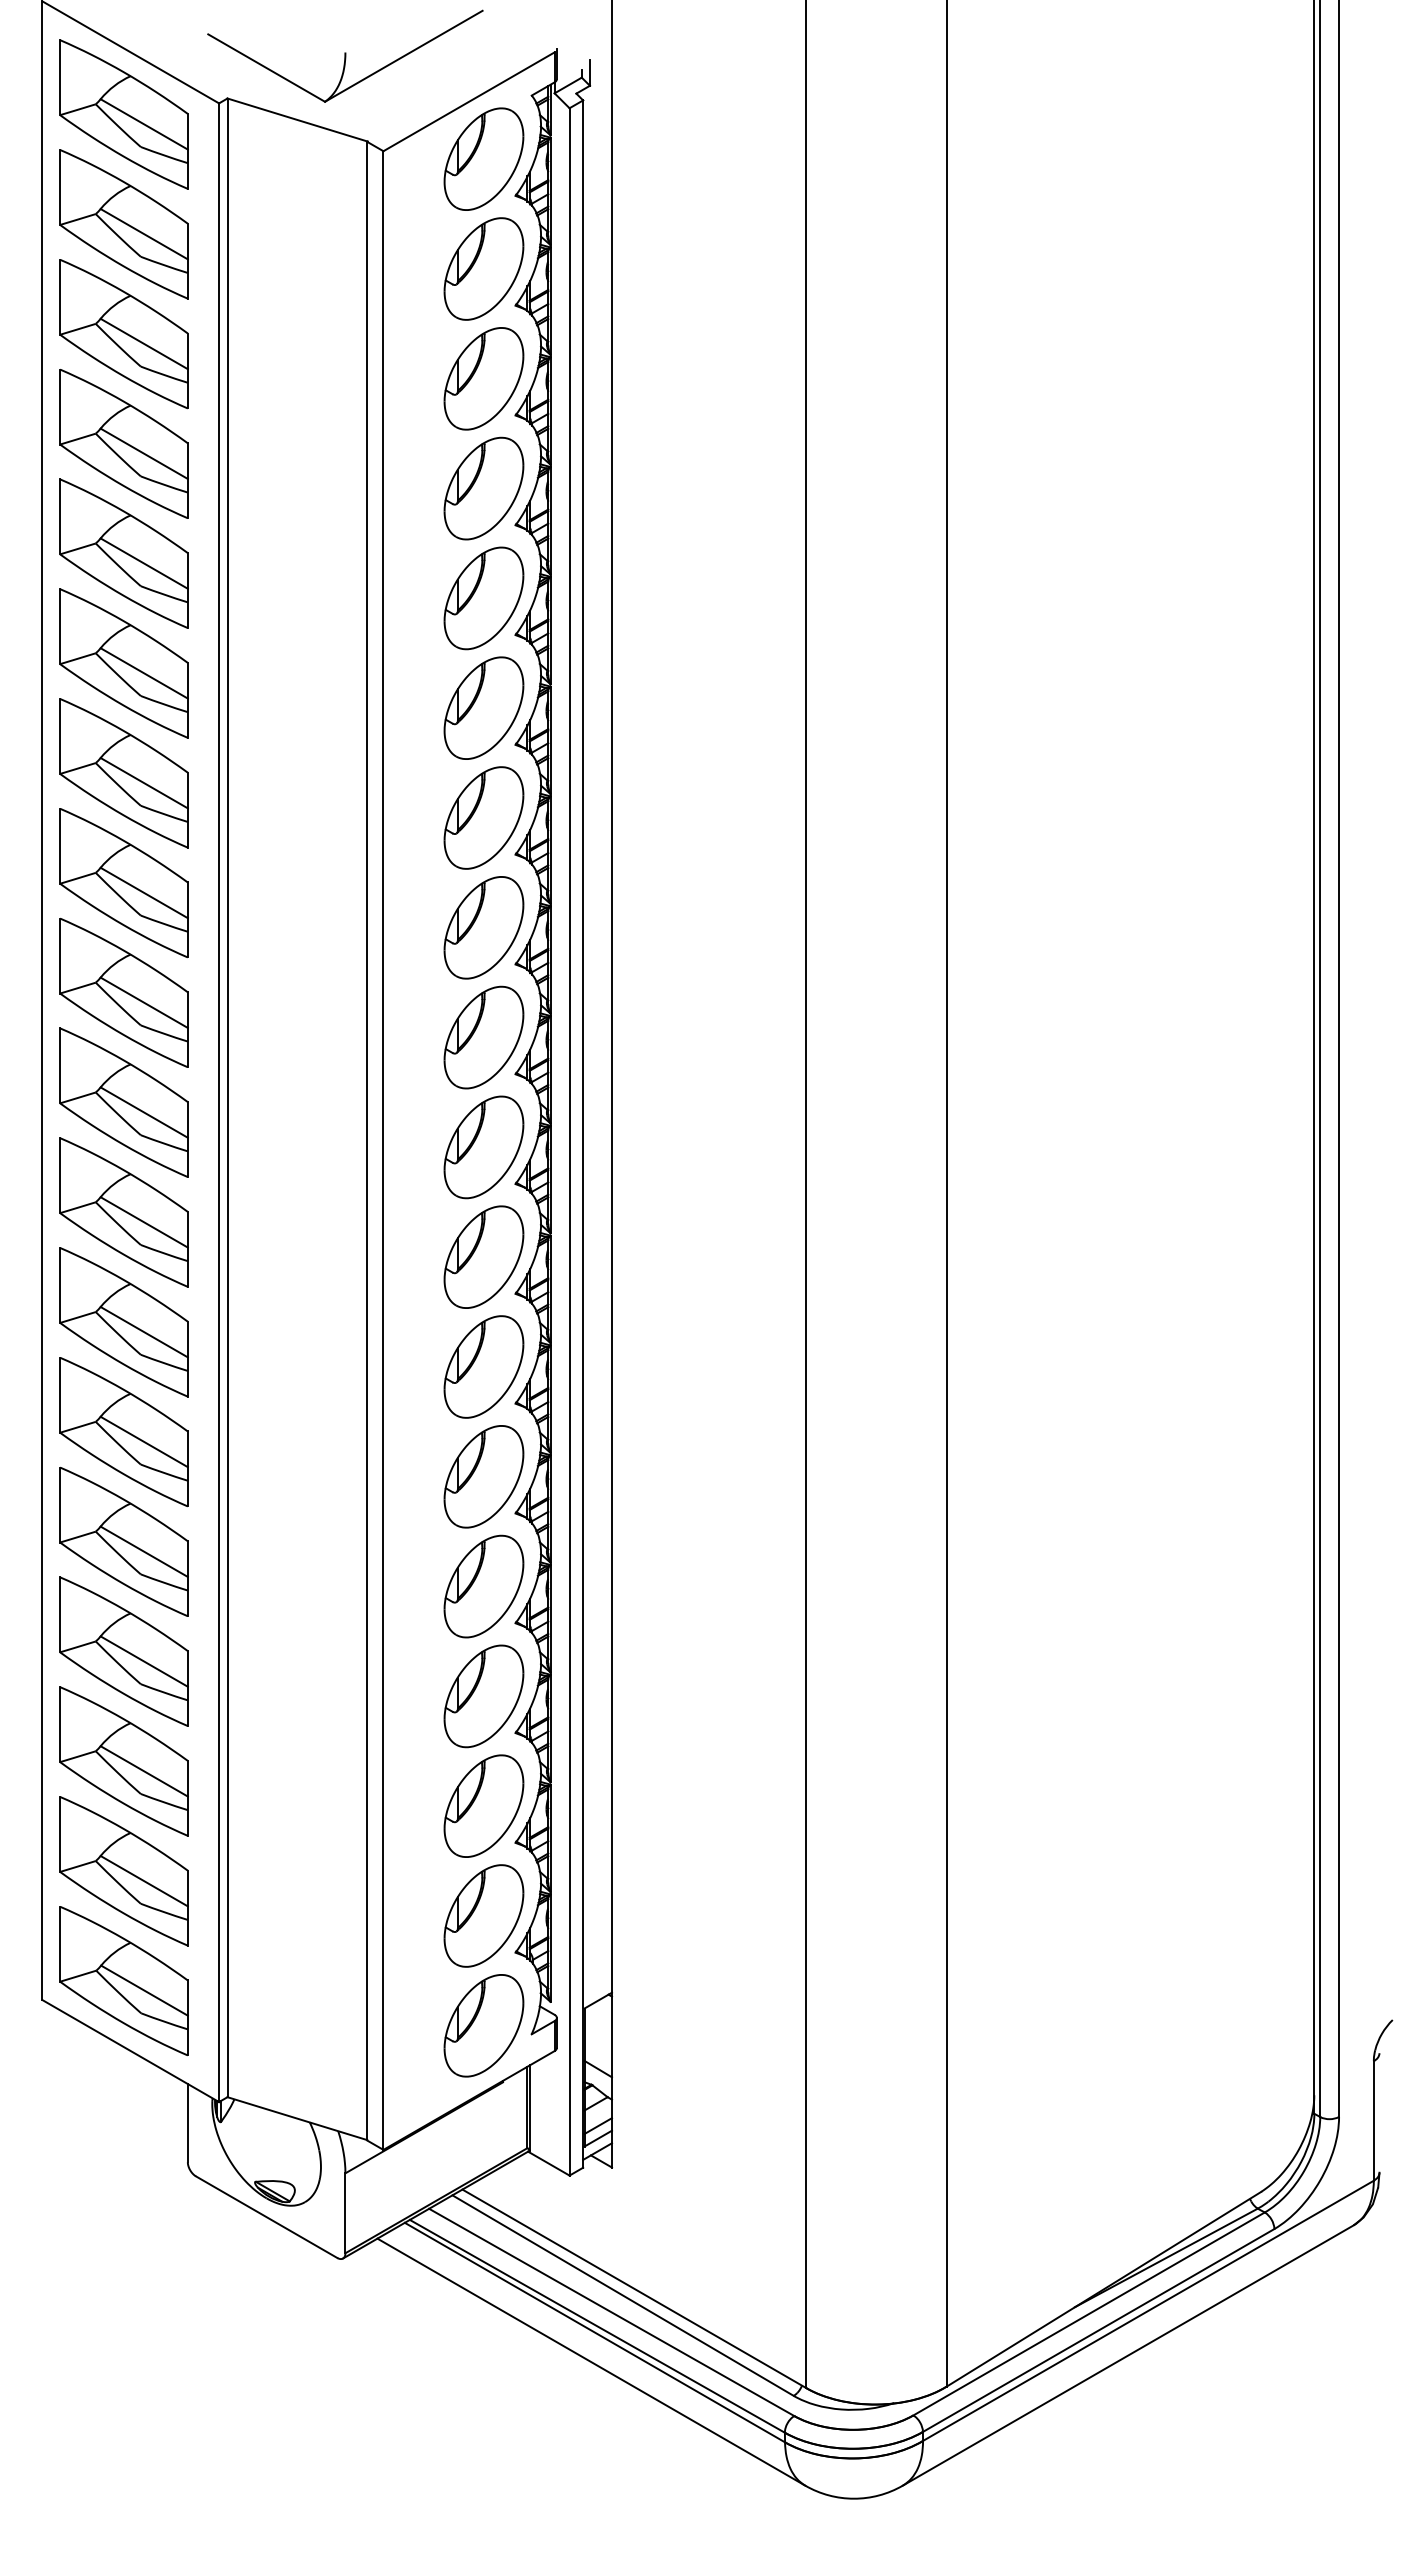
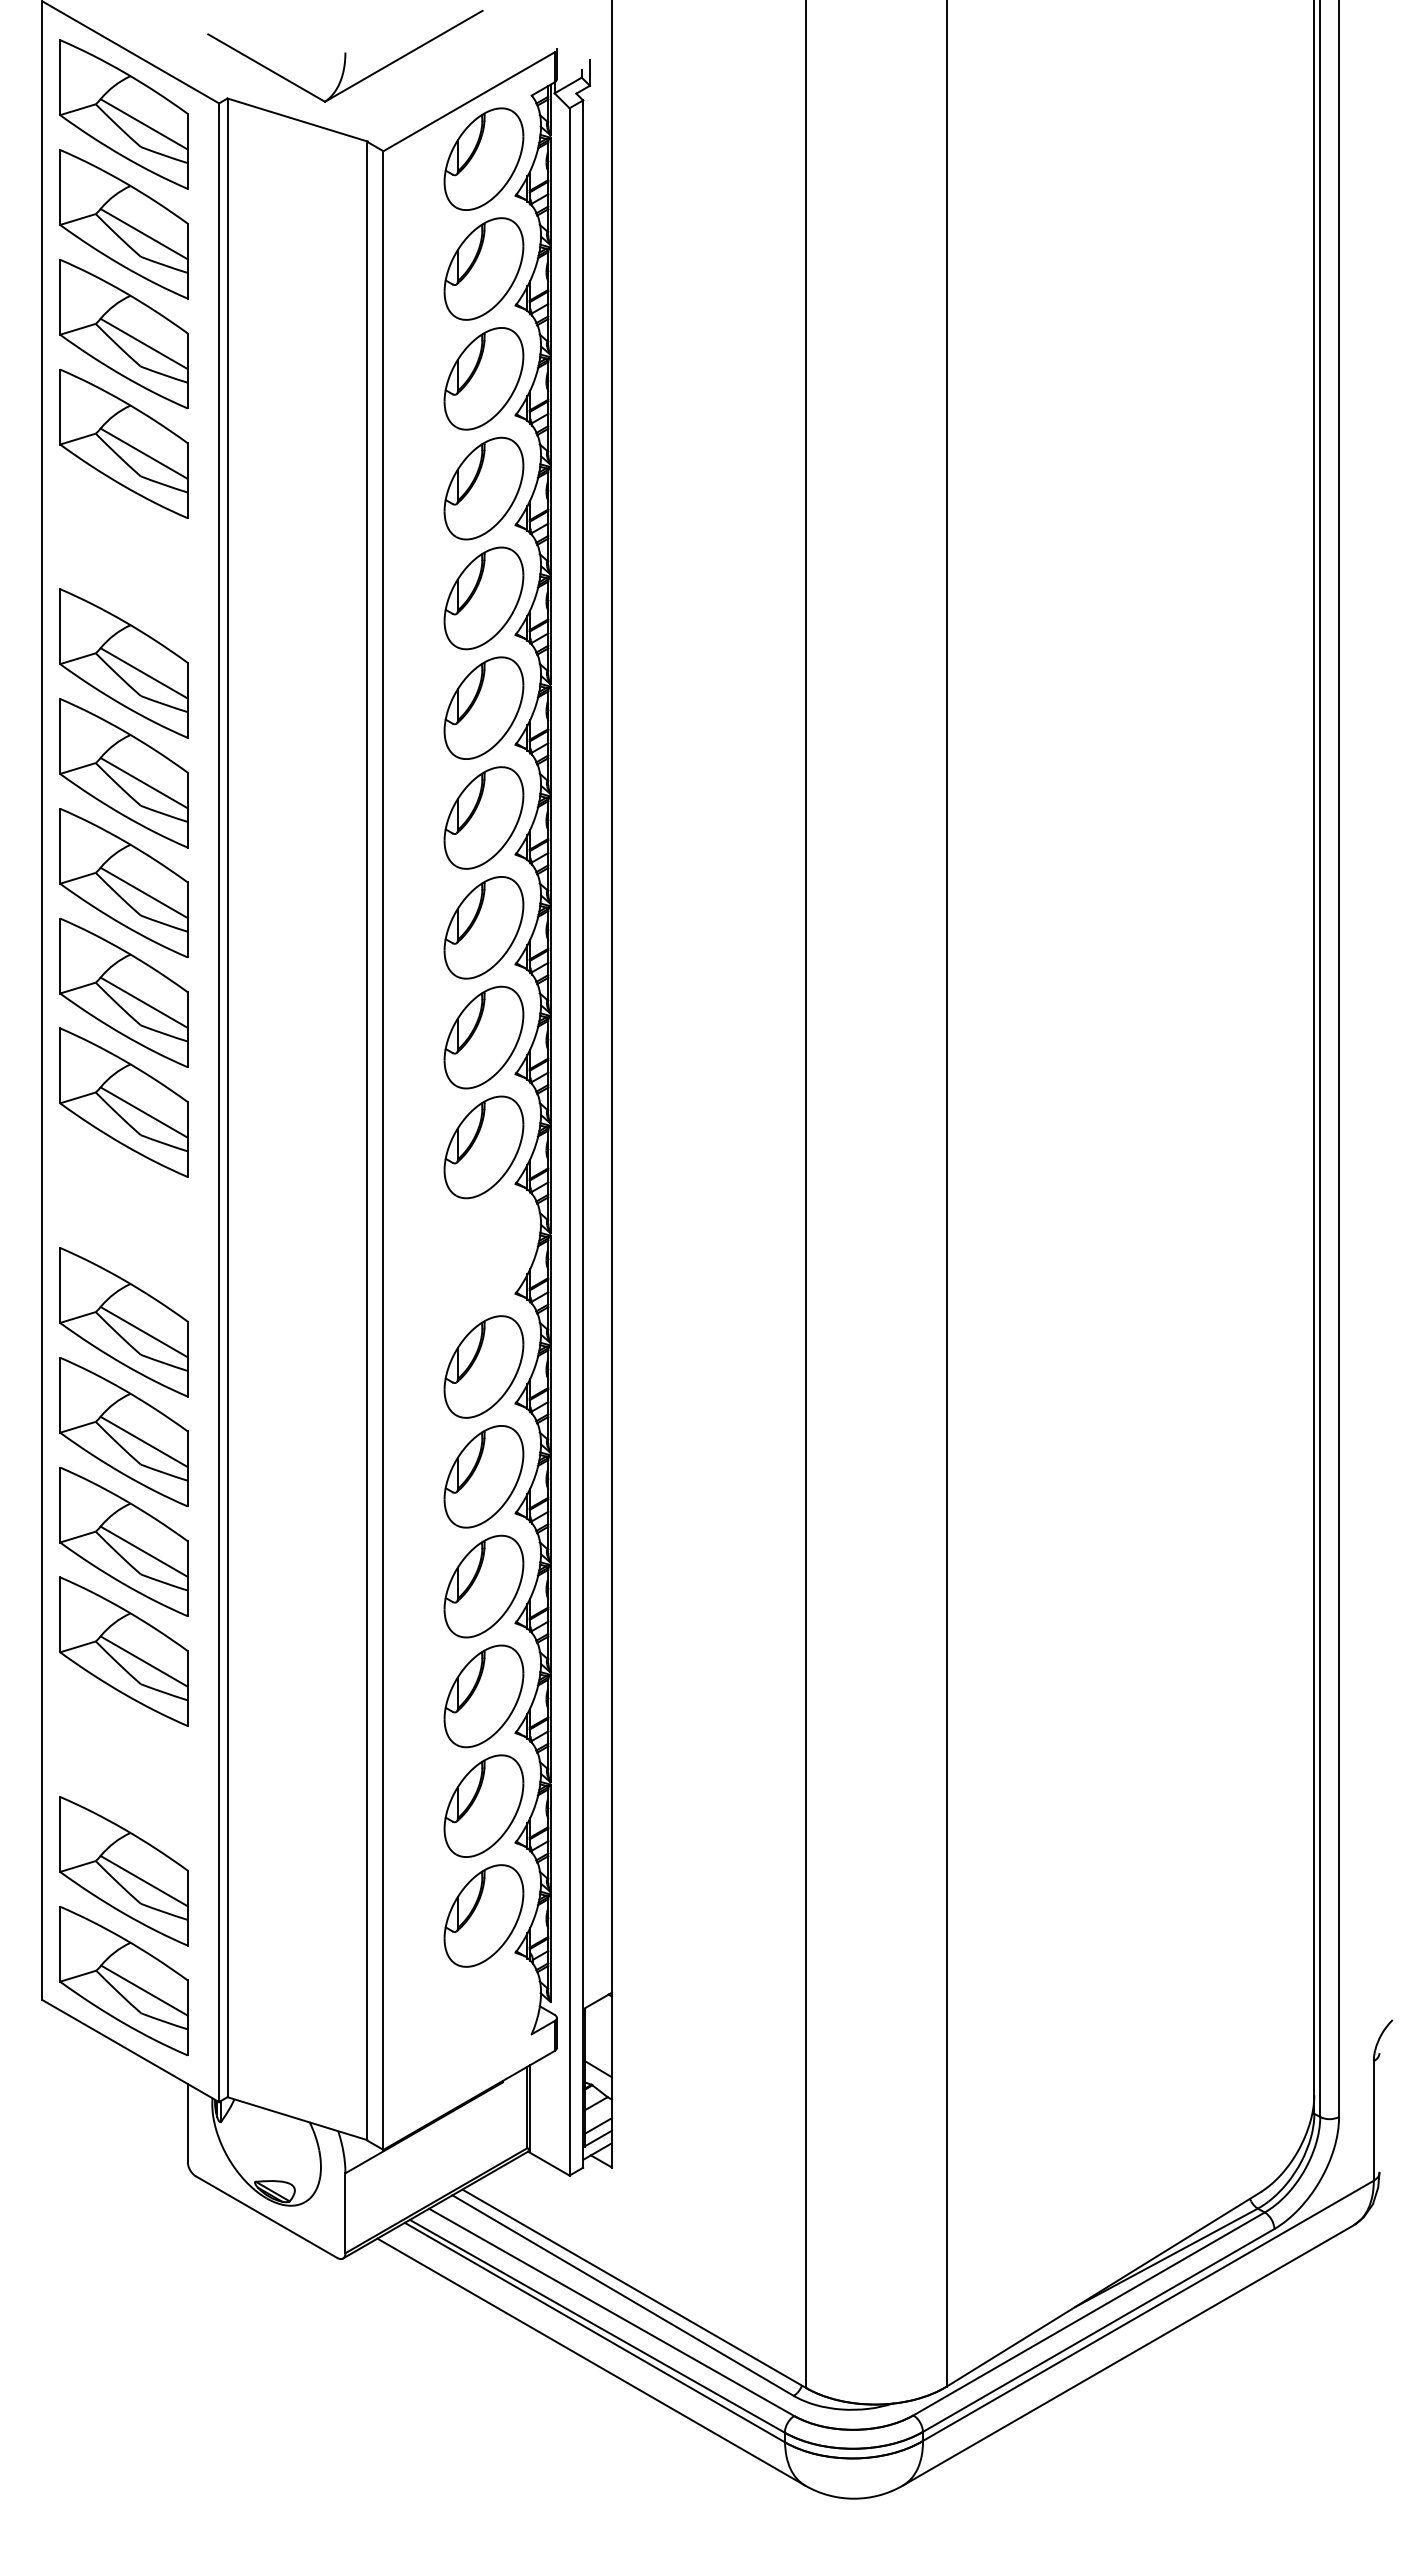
part: present -> none (123, 553)
part: present -> none (123, 1212)
part: present -> none (483, 1256)
part: present -> none (123, 1761)
part: present -> none (483, 2025)
